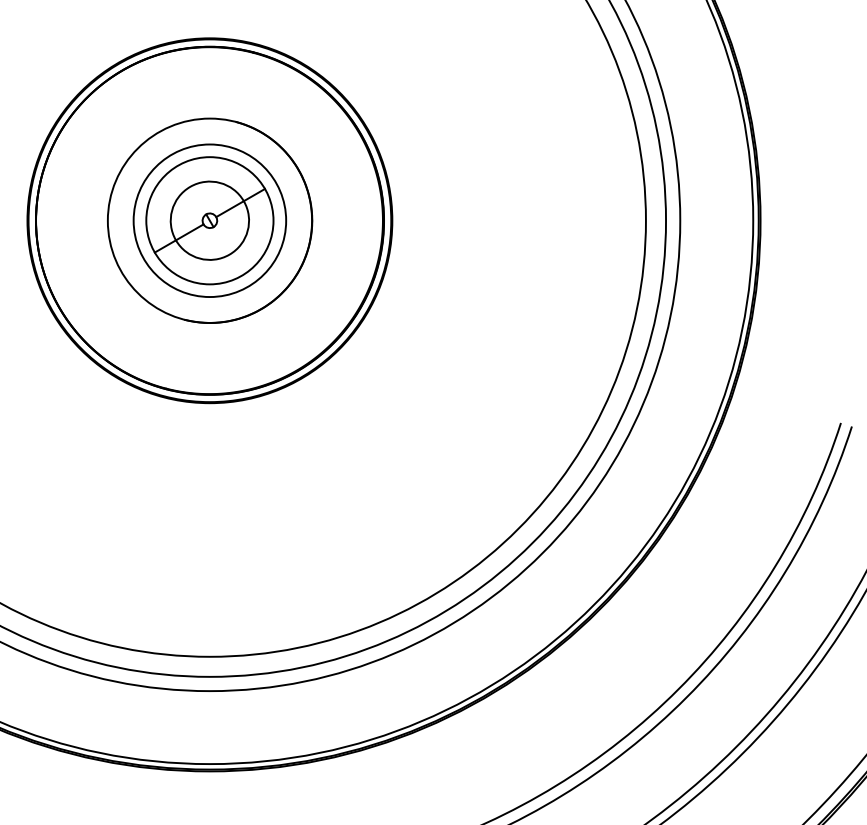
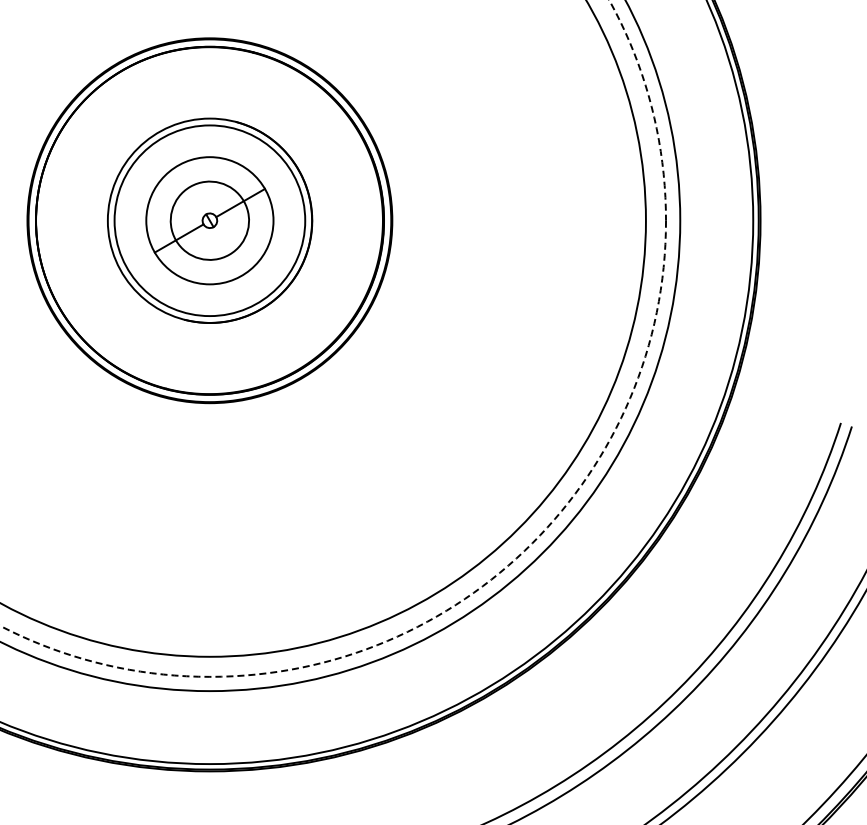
circle diameter: 153 px -> 191 px (209, 220)
circle: solid -> dashed (333, 338)
